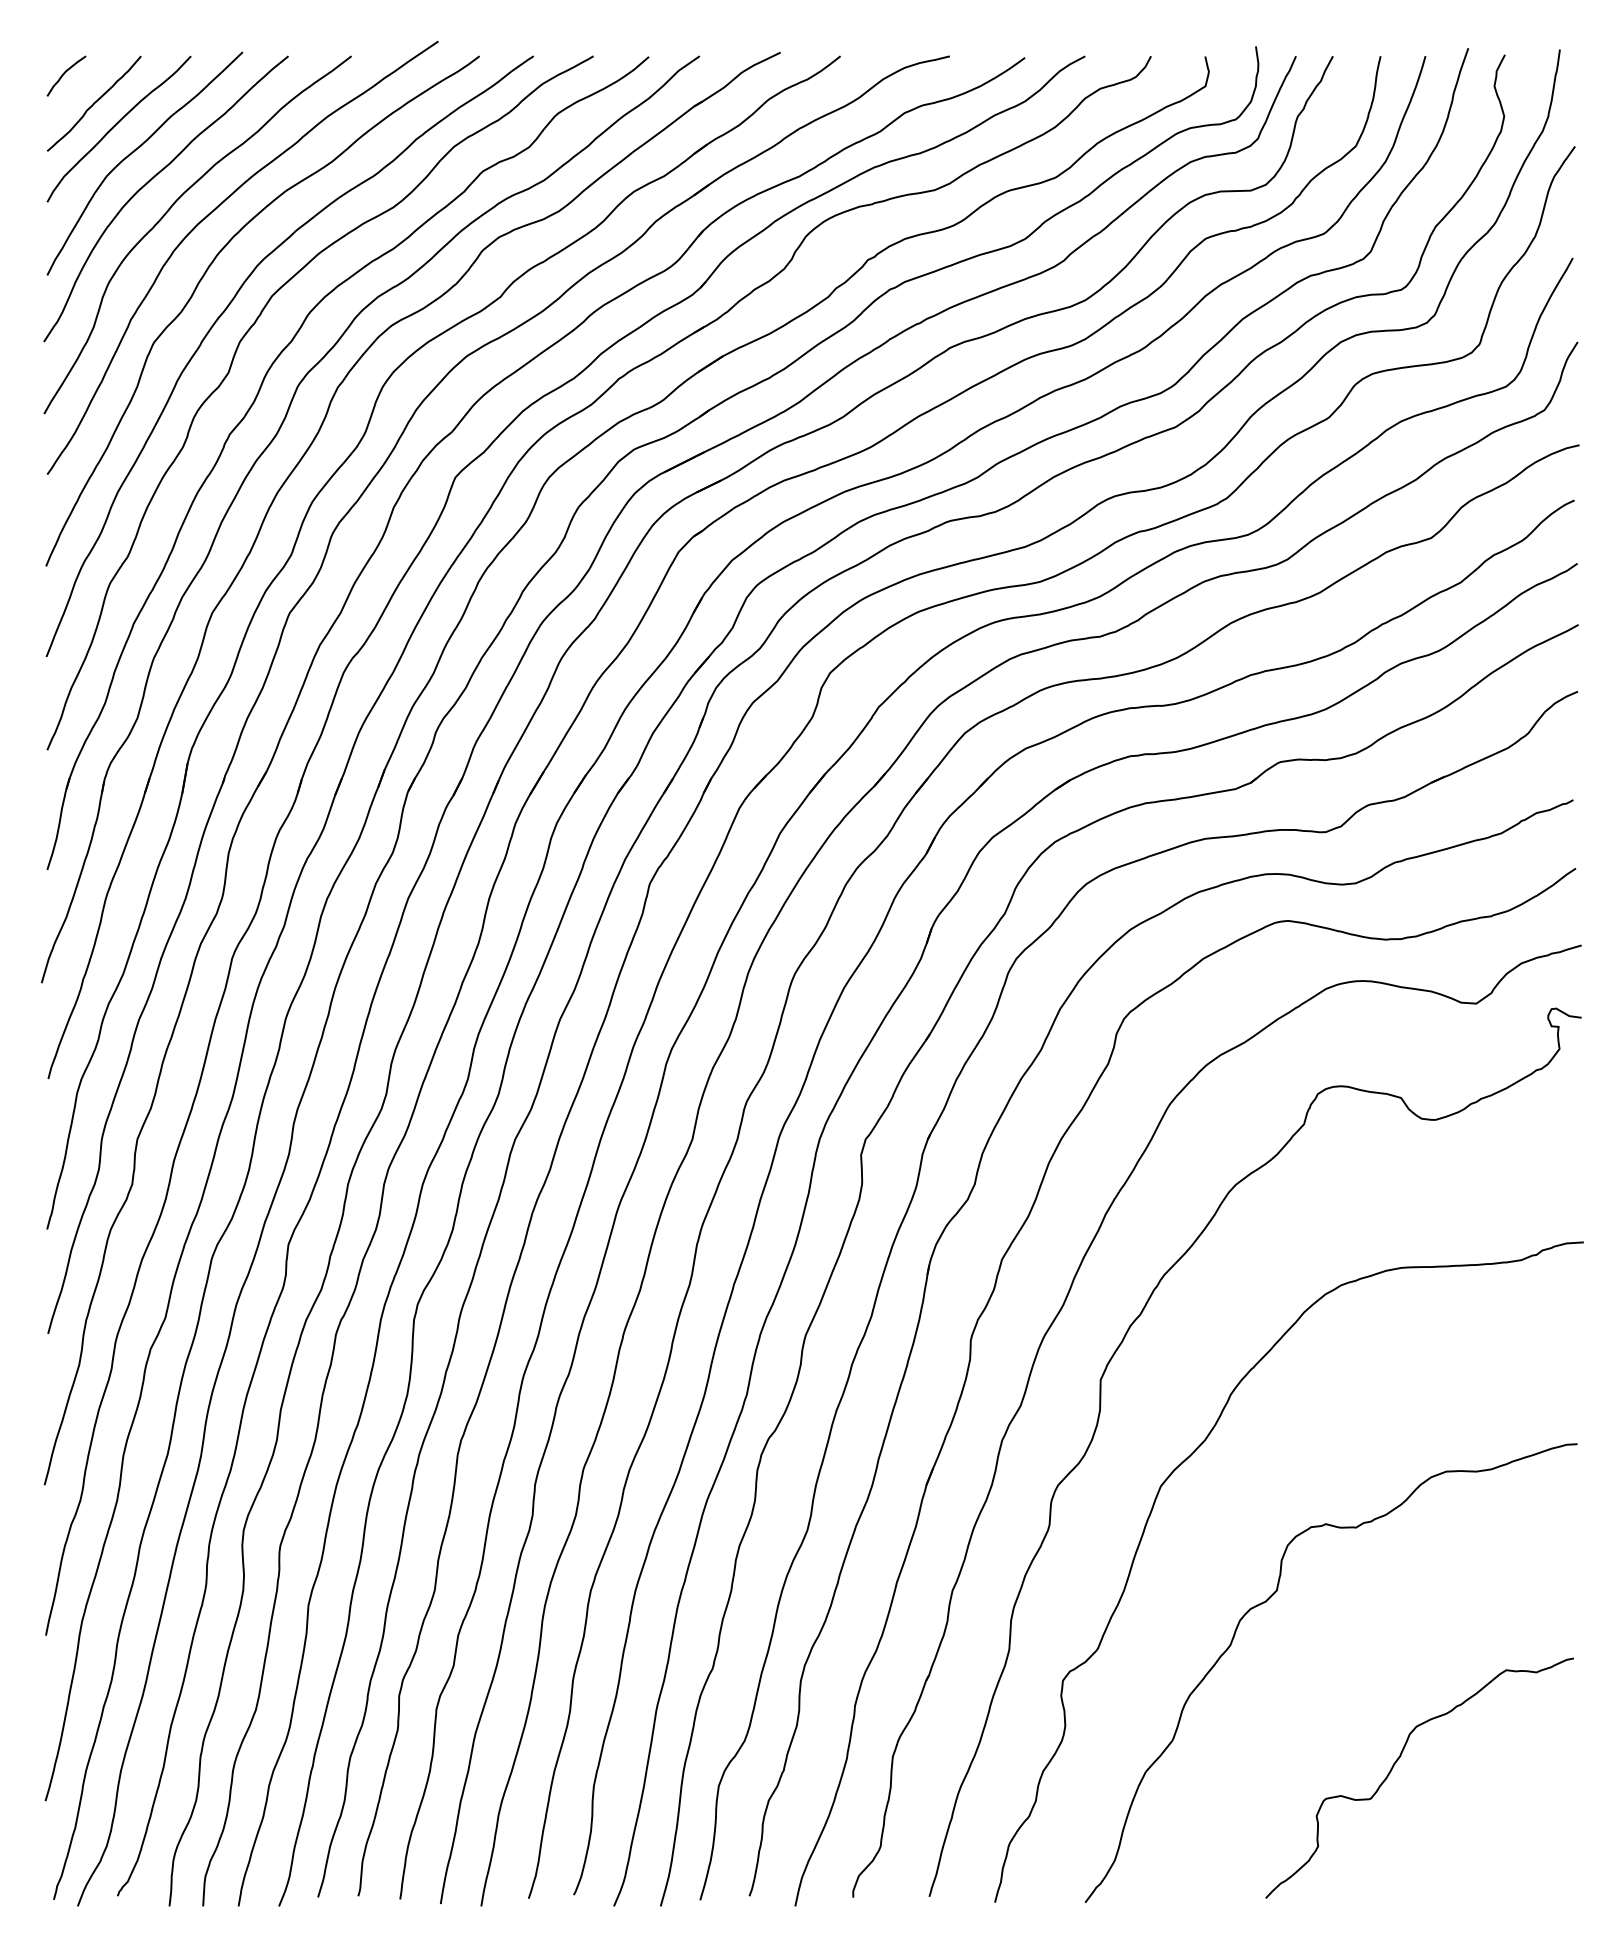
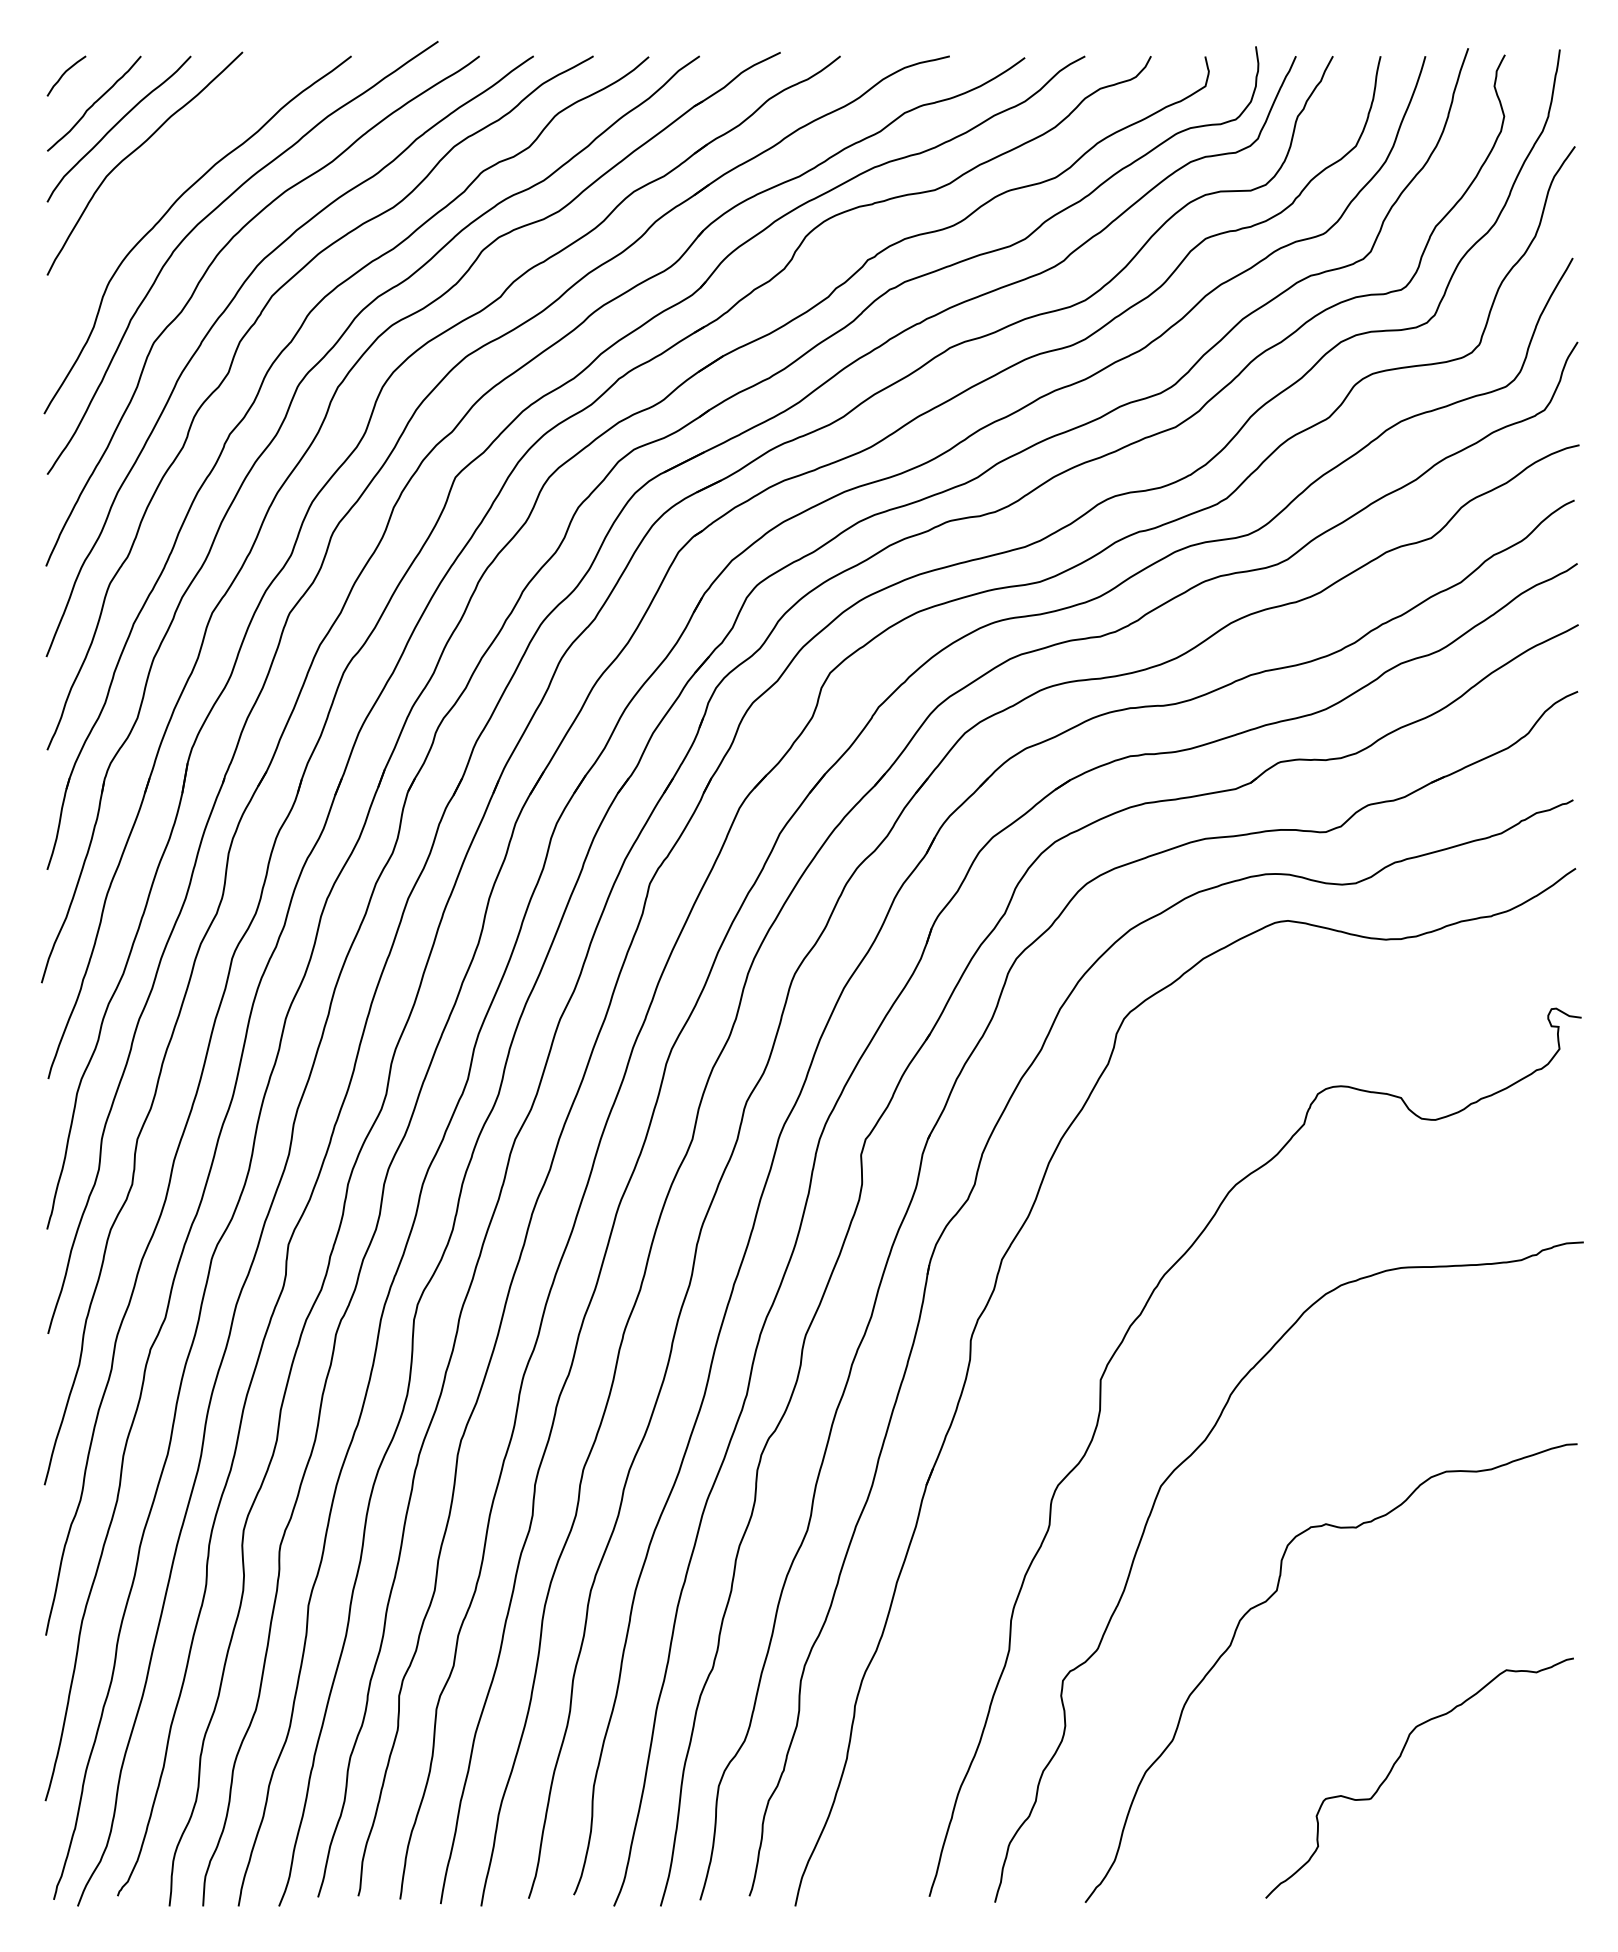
curve: present -> none (149, 182)
part: present -> none (1055, 1320)
